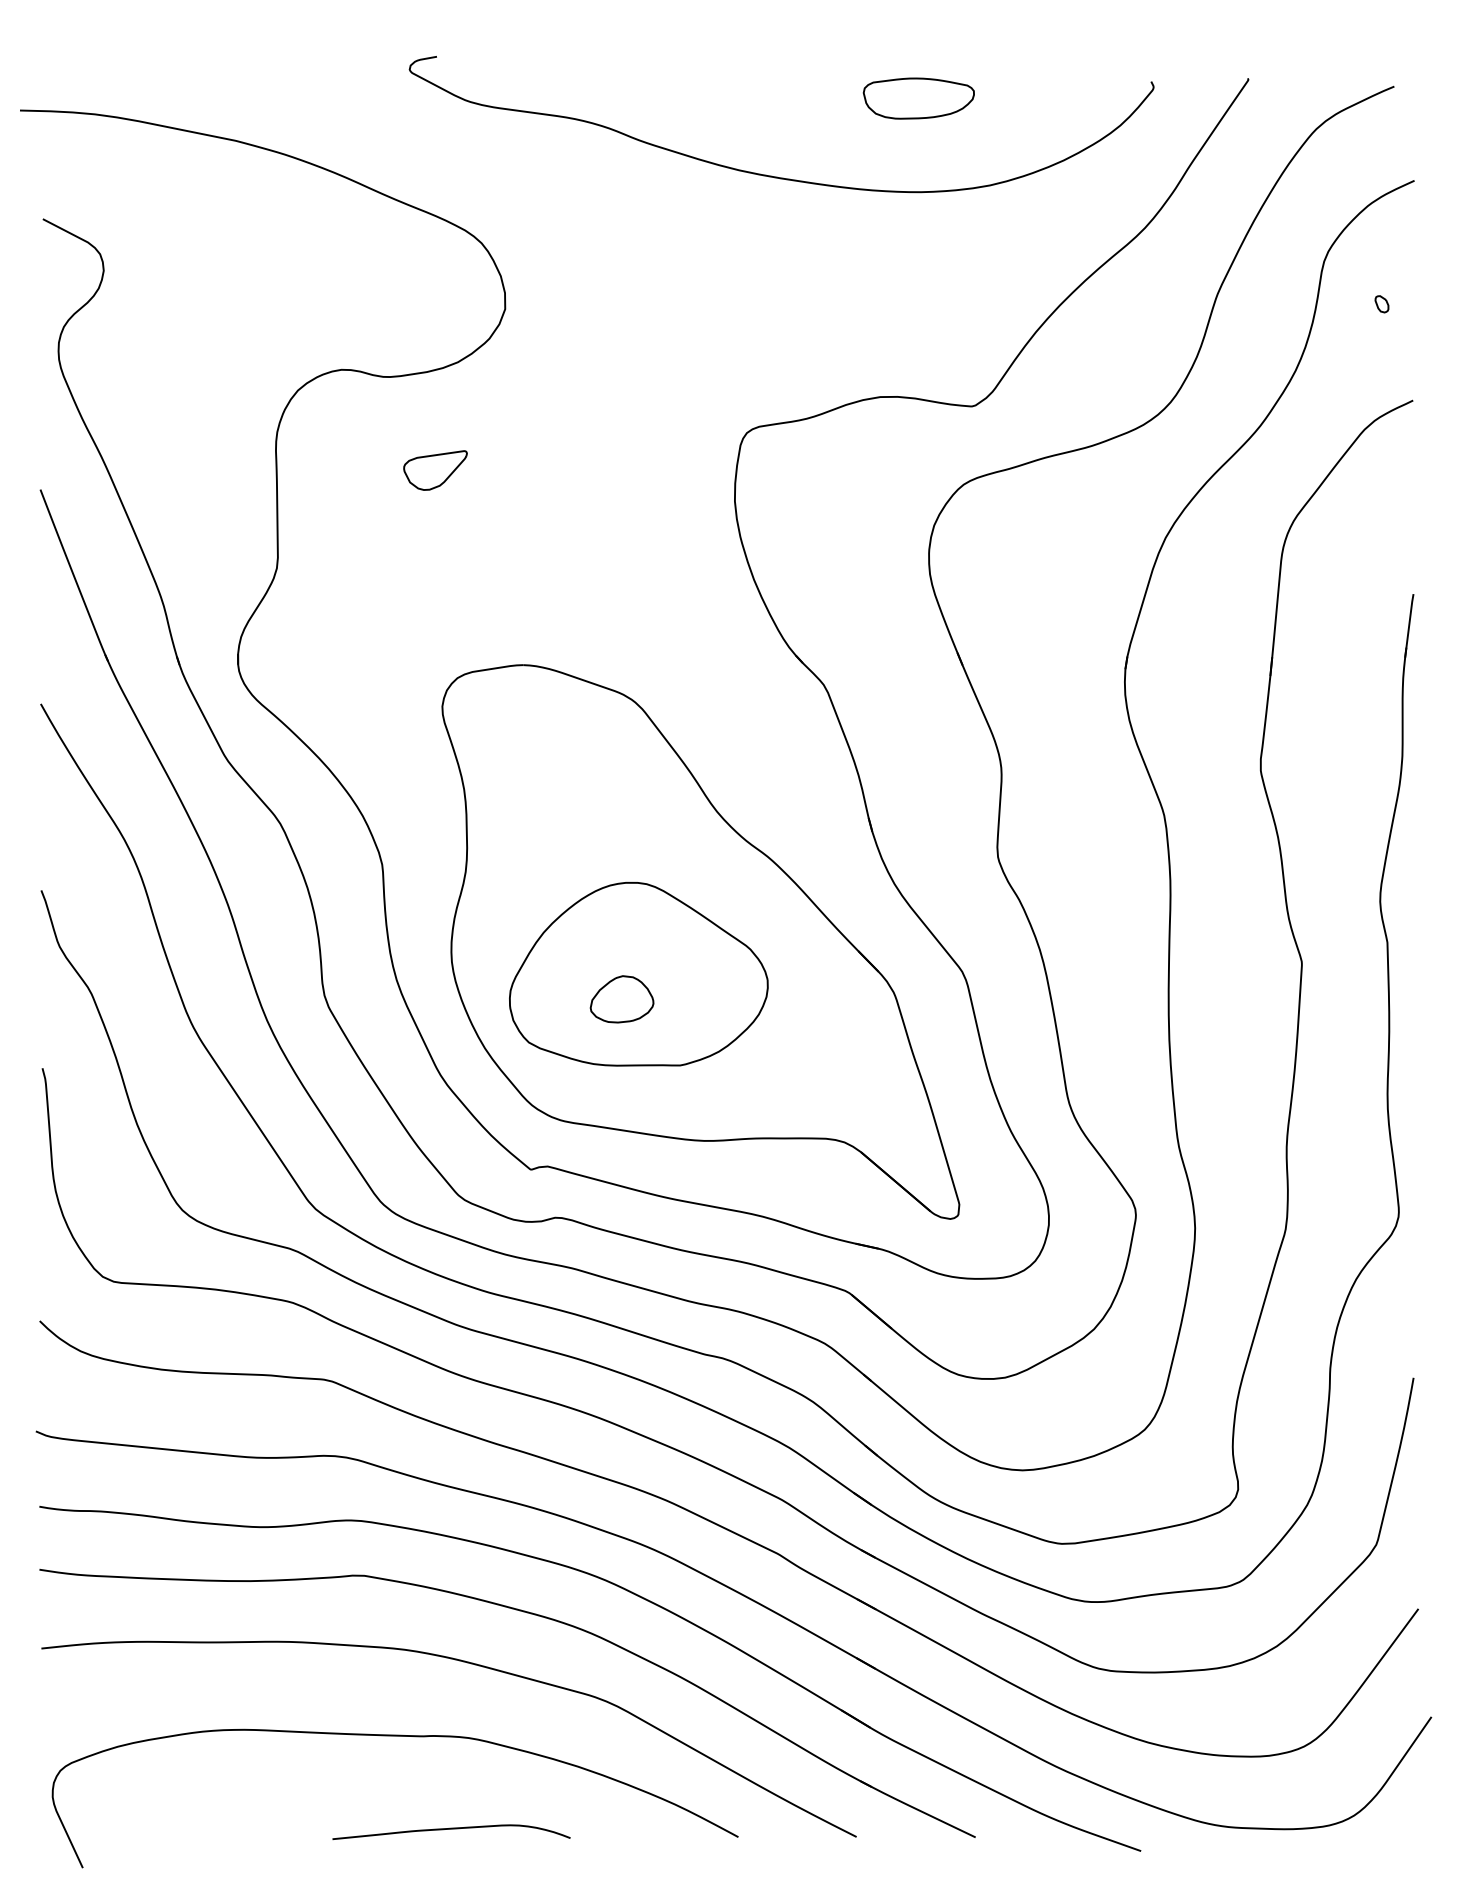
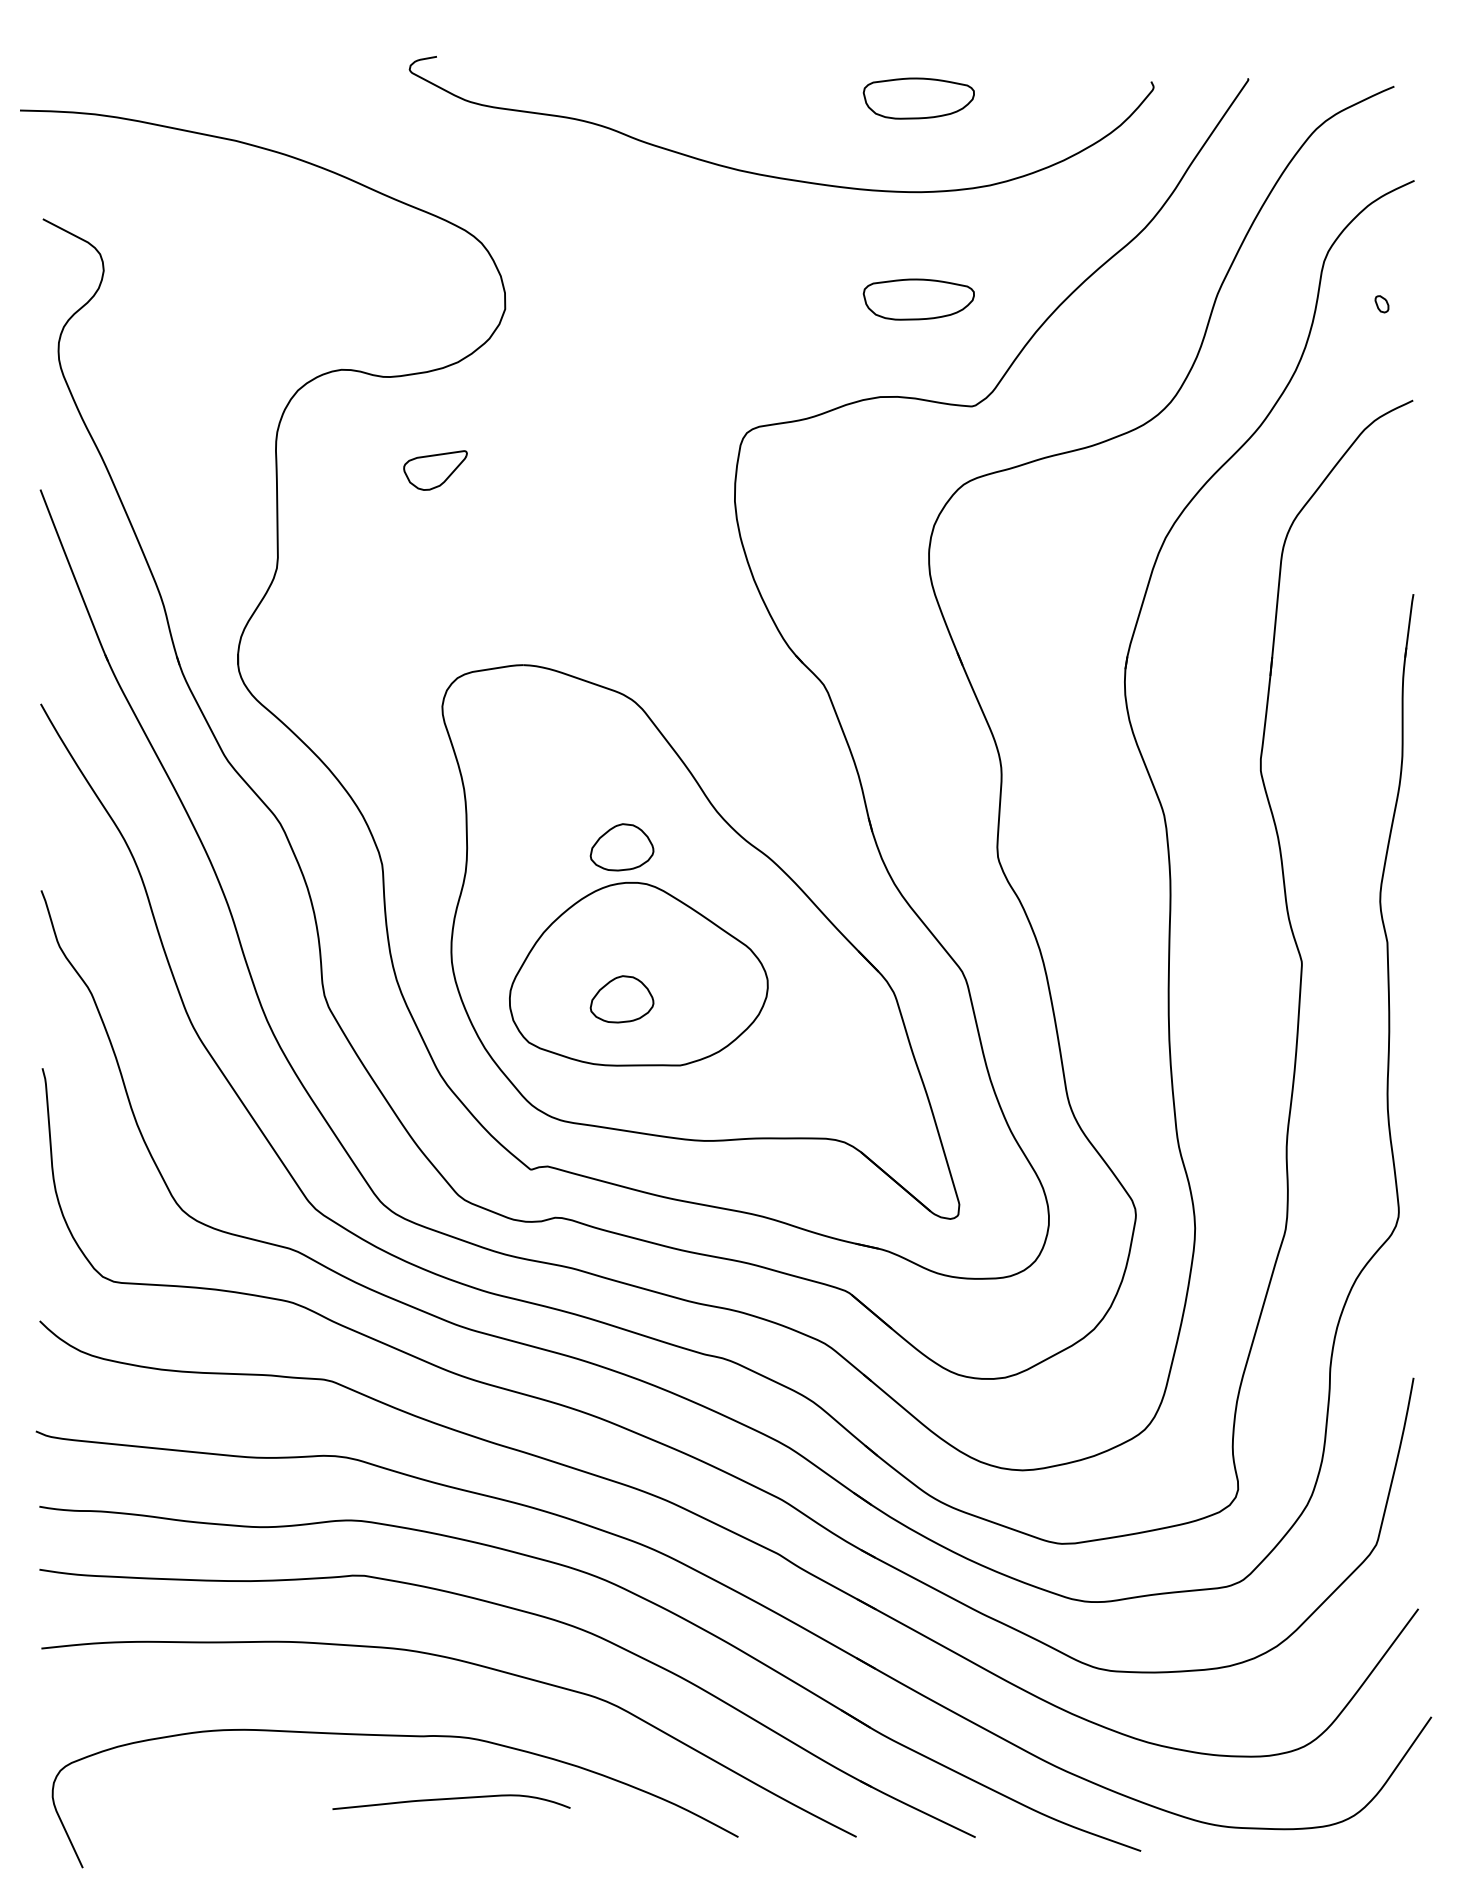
part: none -> present (918, 299)
part: none -> present (621, 847)
curve position: (451, 1829) -> (451, 1799) (451, 1799)
